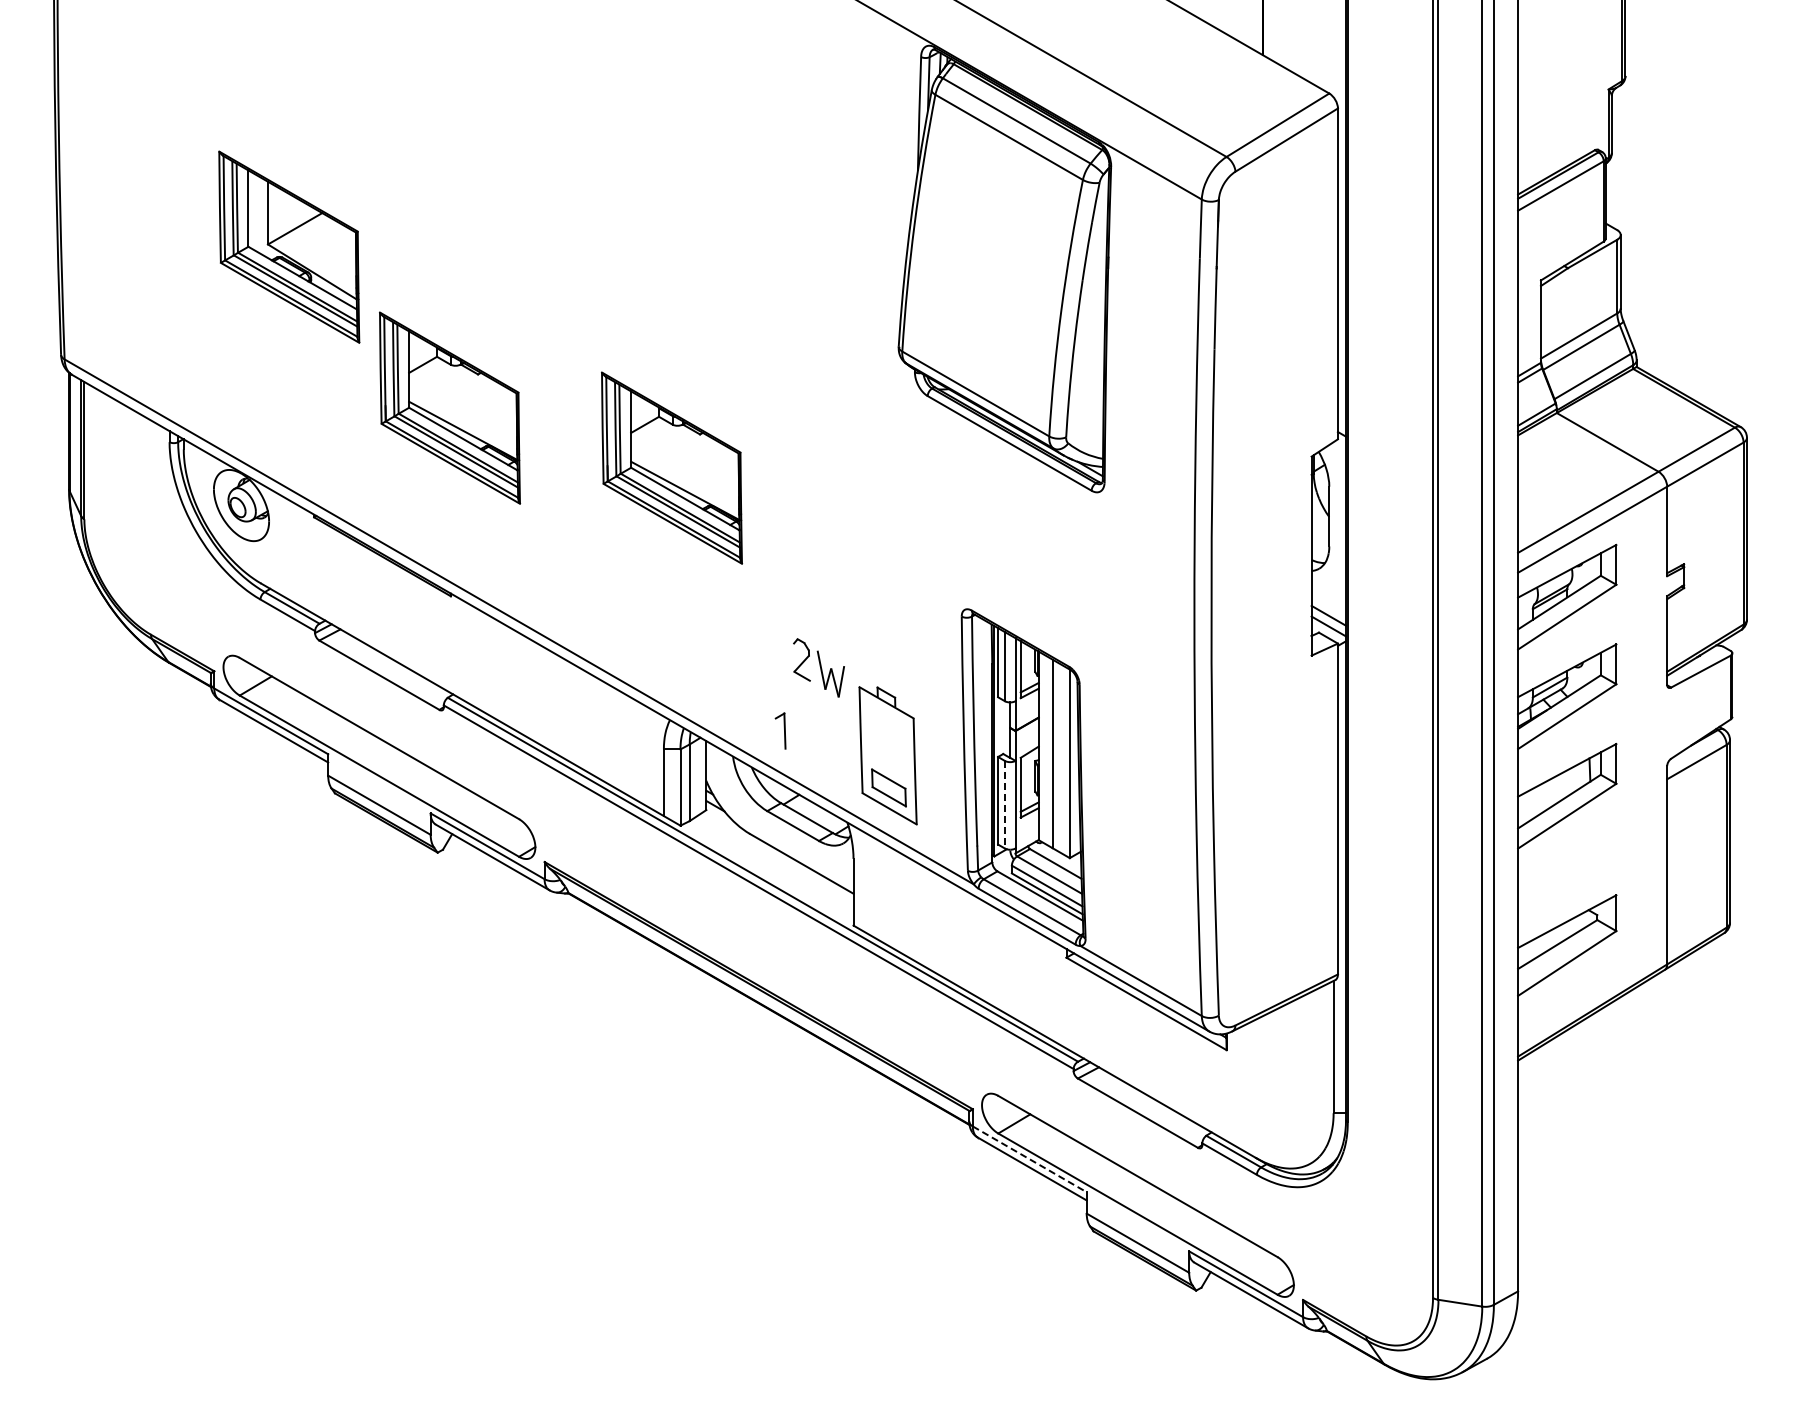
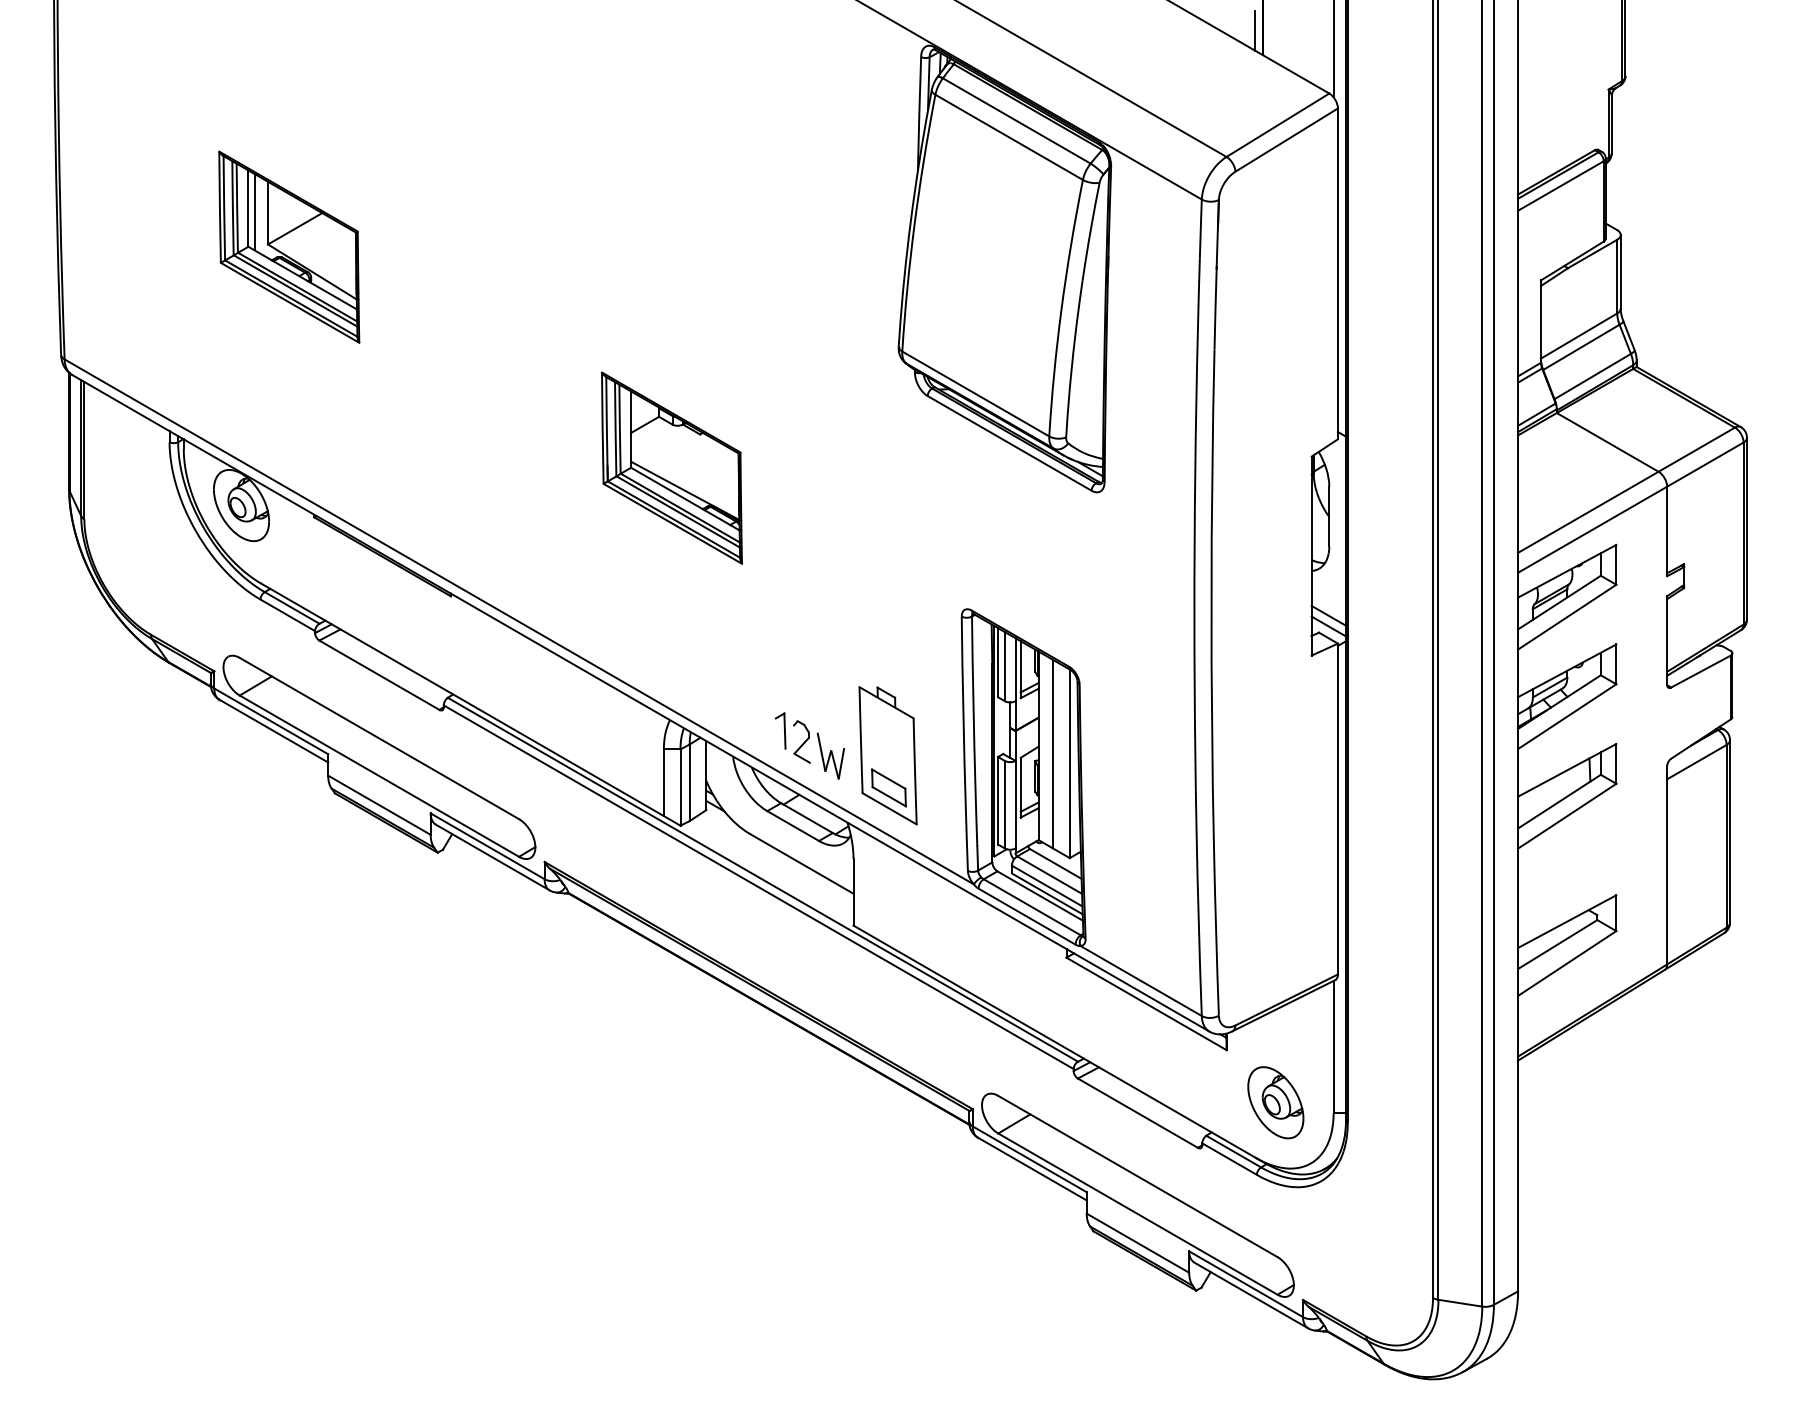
line: none -> present (1254, 30)
line: none -> present (1333, 49)
line: none -> present (254, 212)
part: present -> none (450, 407)
part position: (818, 667) -> (818, 749) (818, 749)
line: dashed -> solid (1004, 804)
part: none -> present (1275, 1102)
line: dashed -> solid (1029, 1159)
